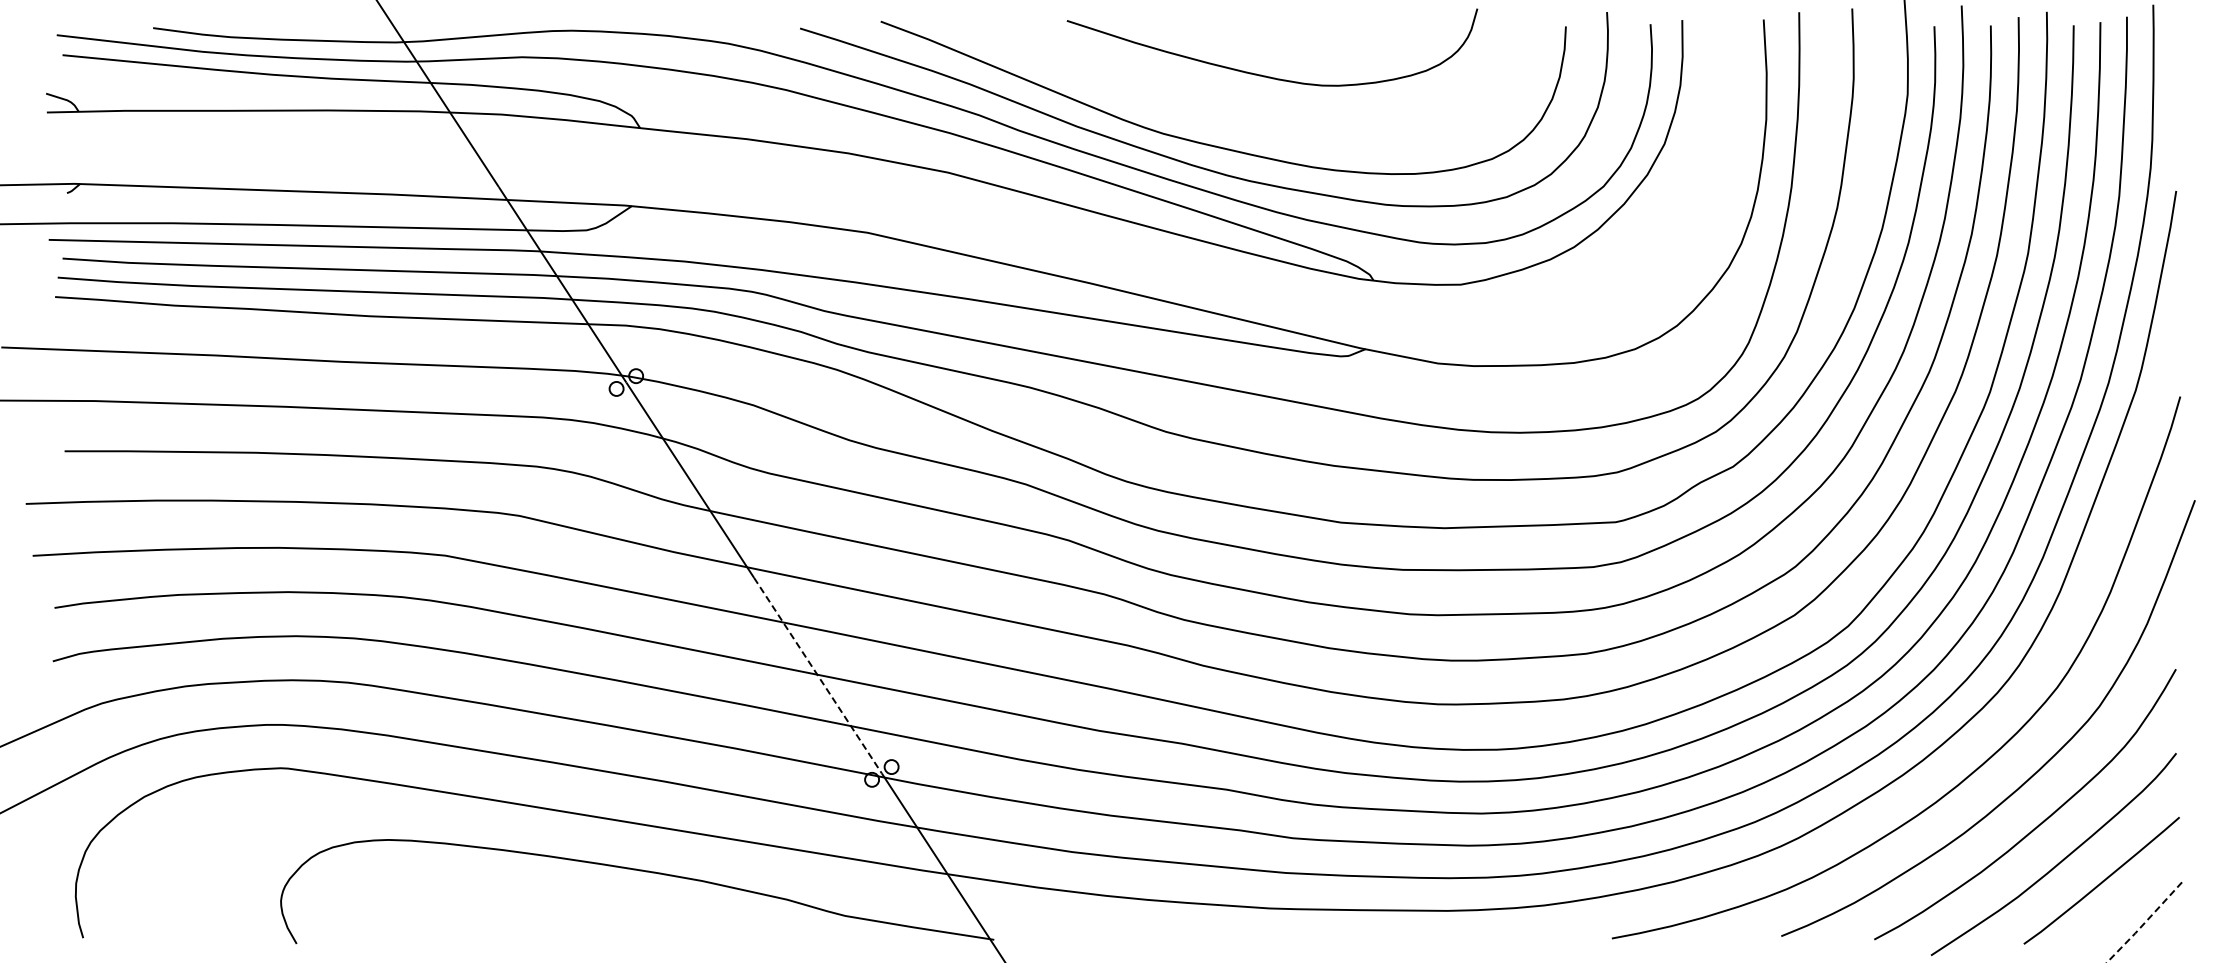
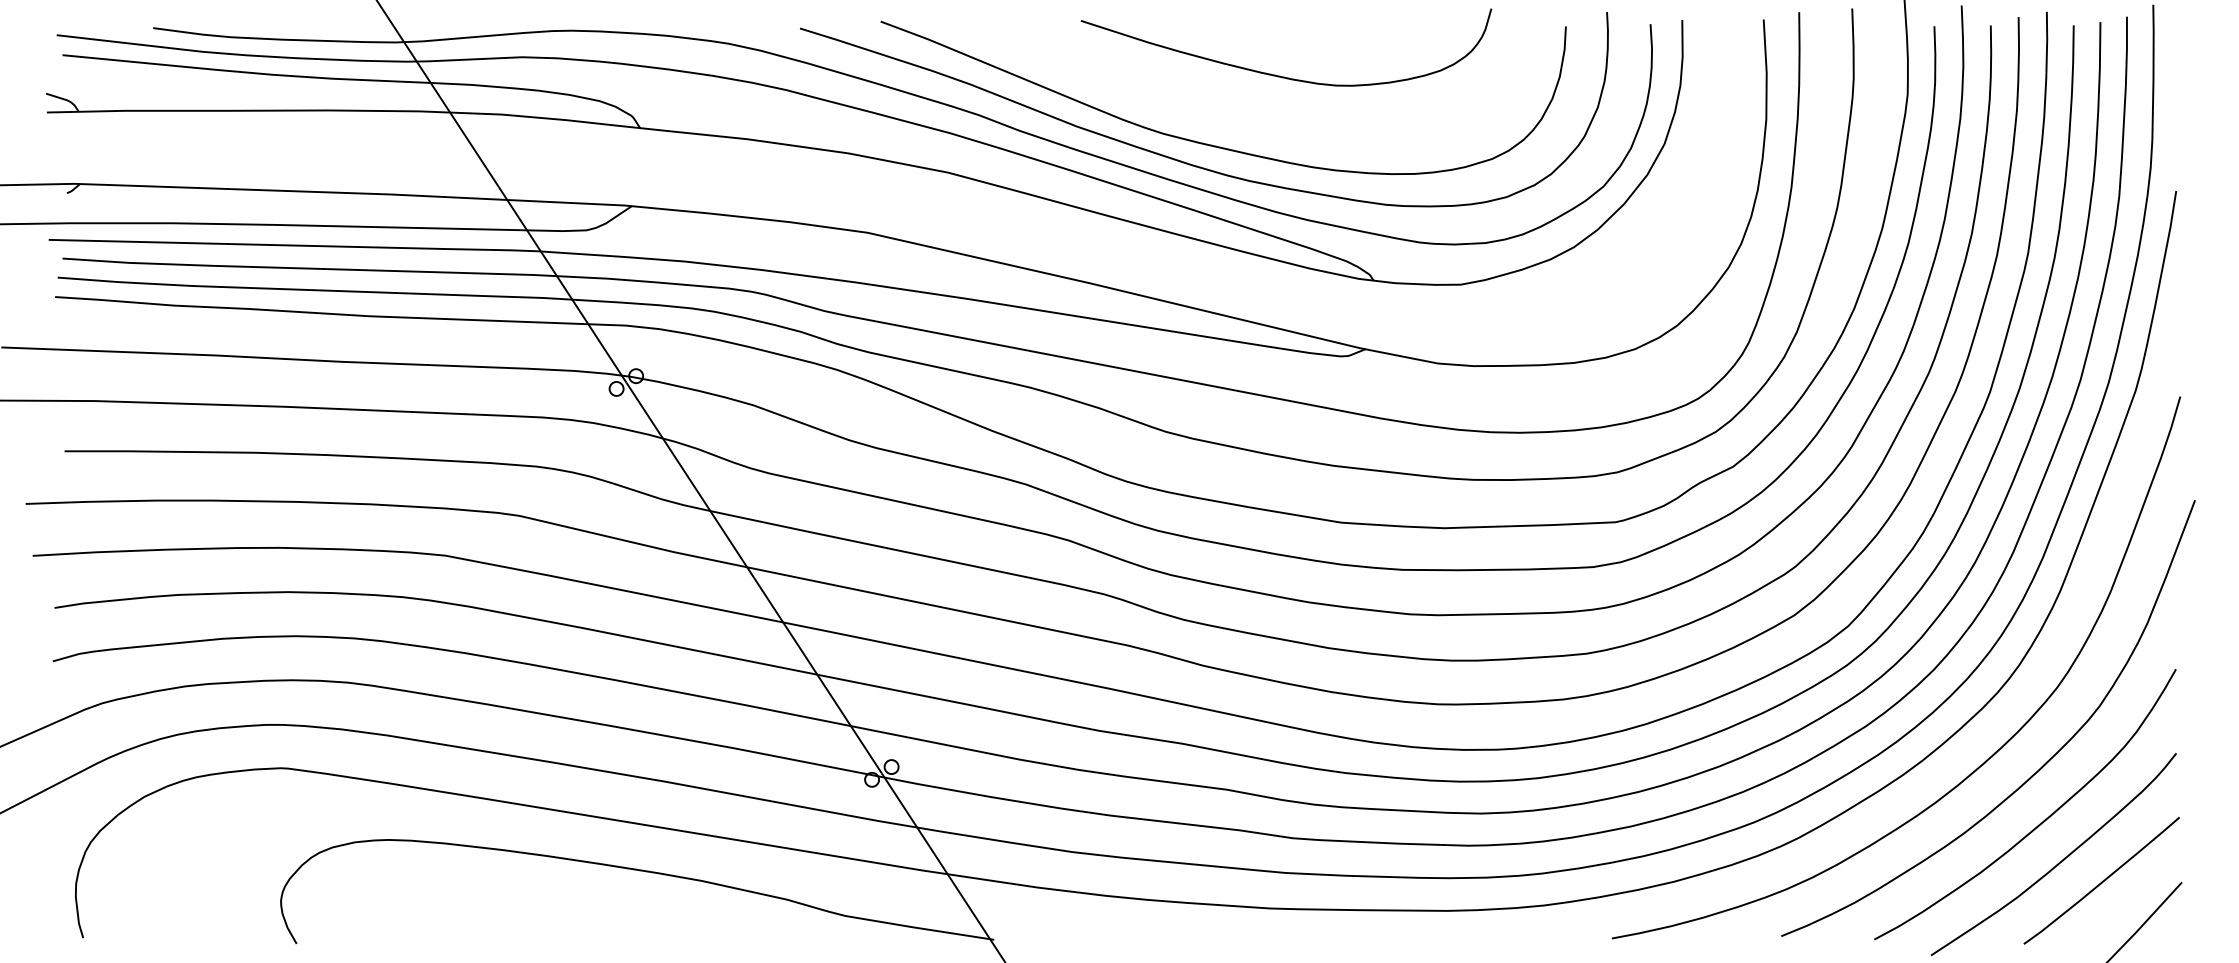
curve position: (1266, 75) -> (1280, 75) (1280, 75)
line: dashed -> solid (817, 675)
line: dashed -> solid (2144, 923)
